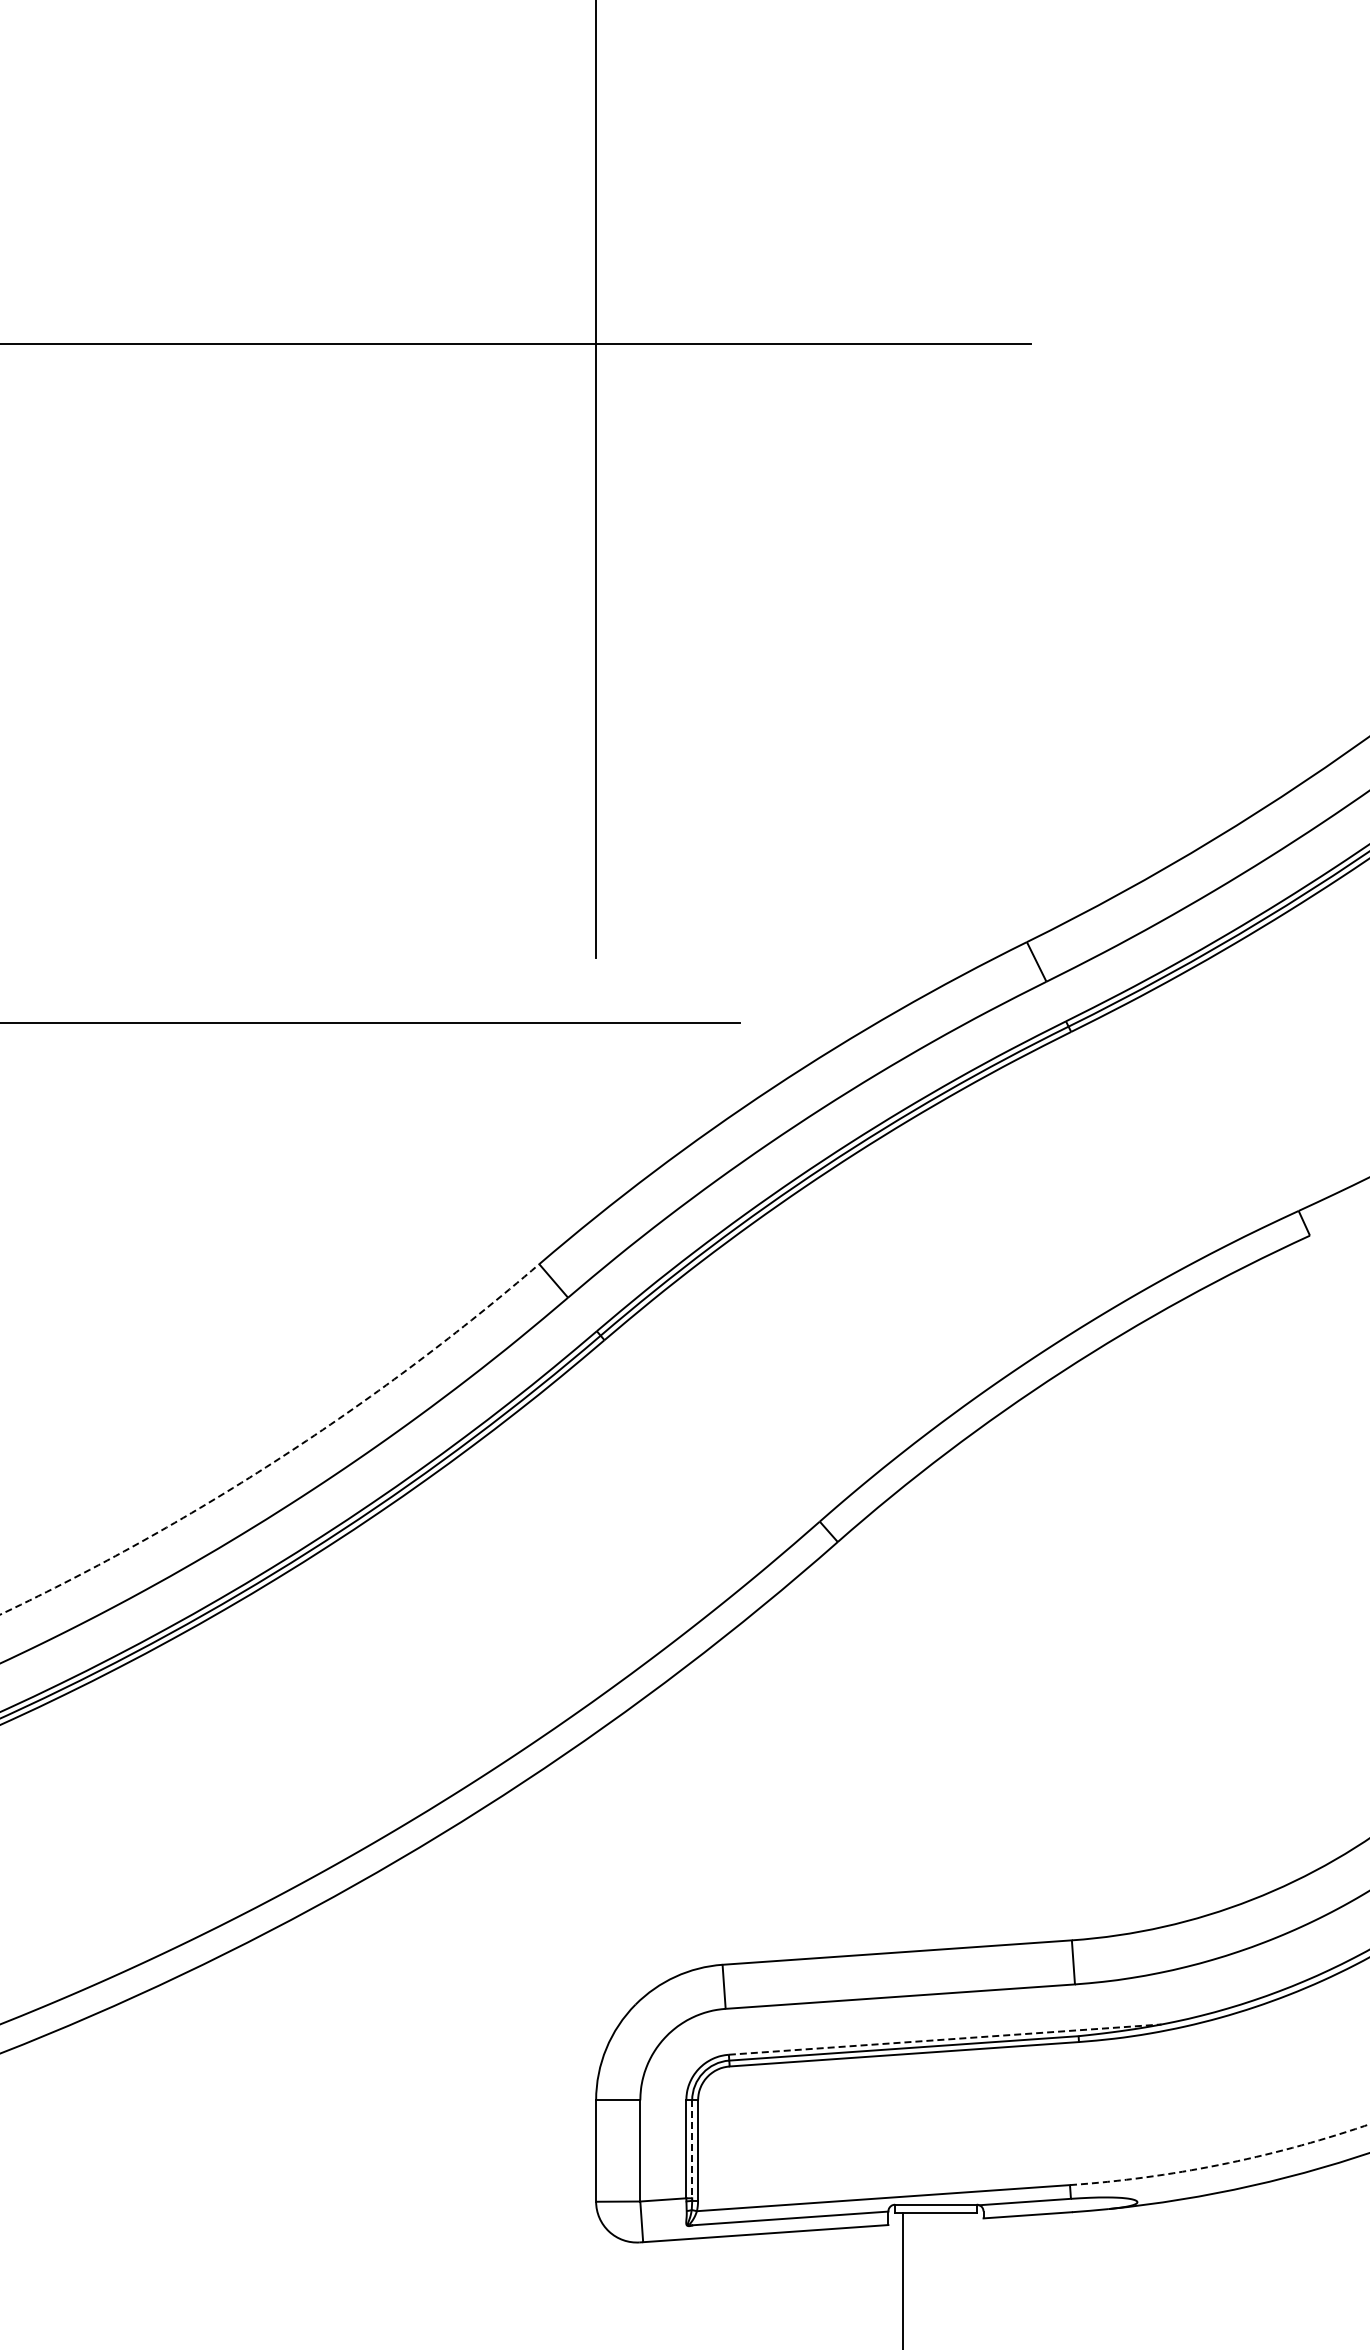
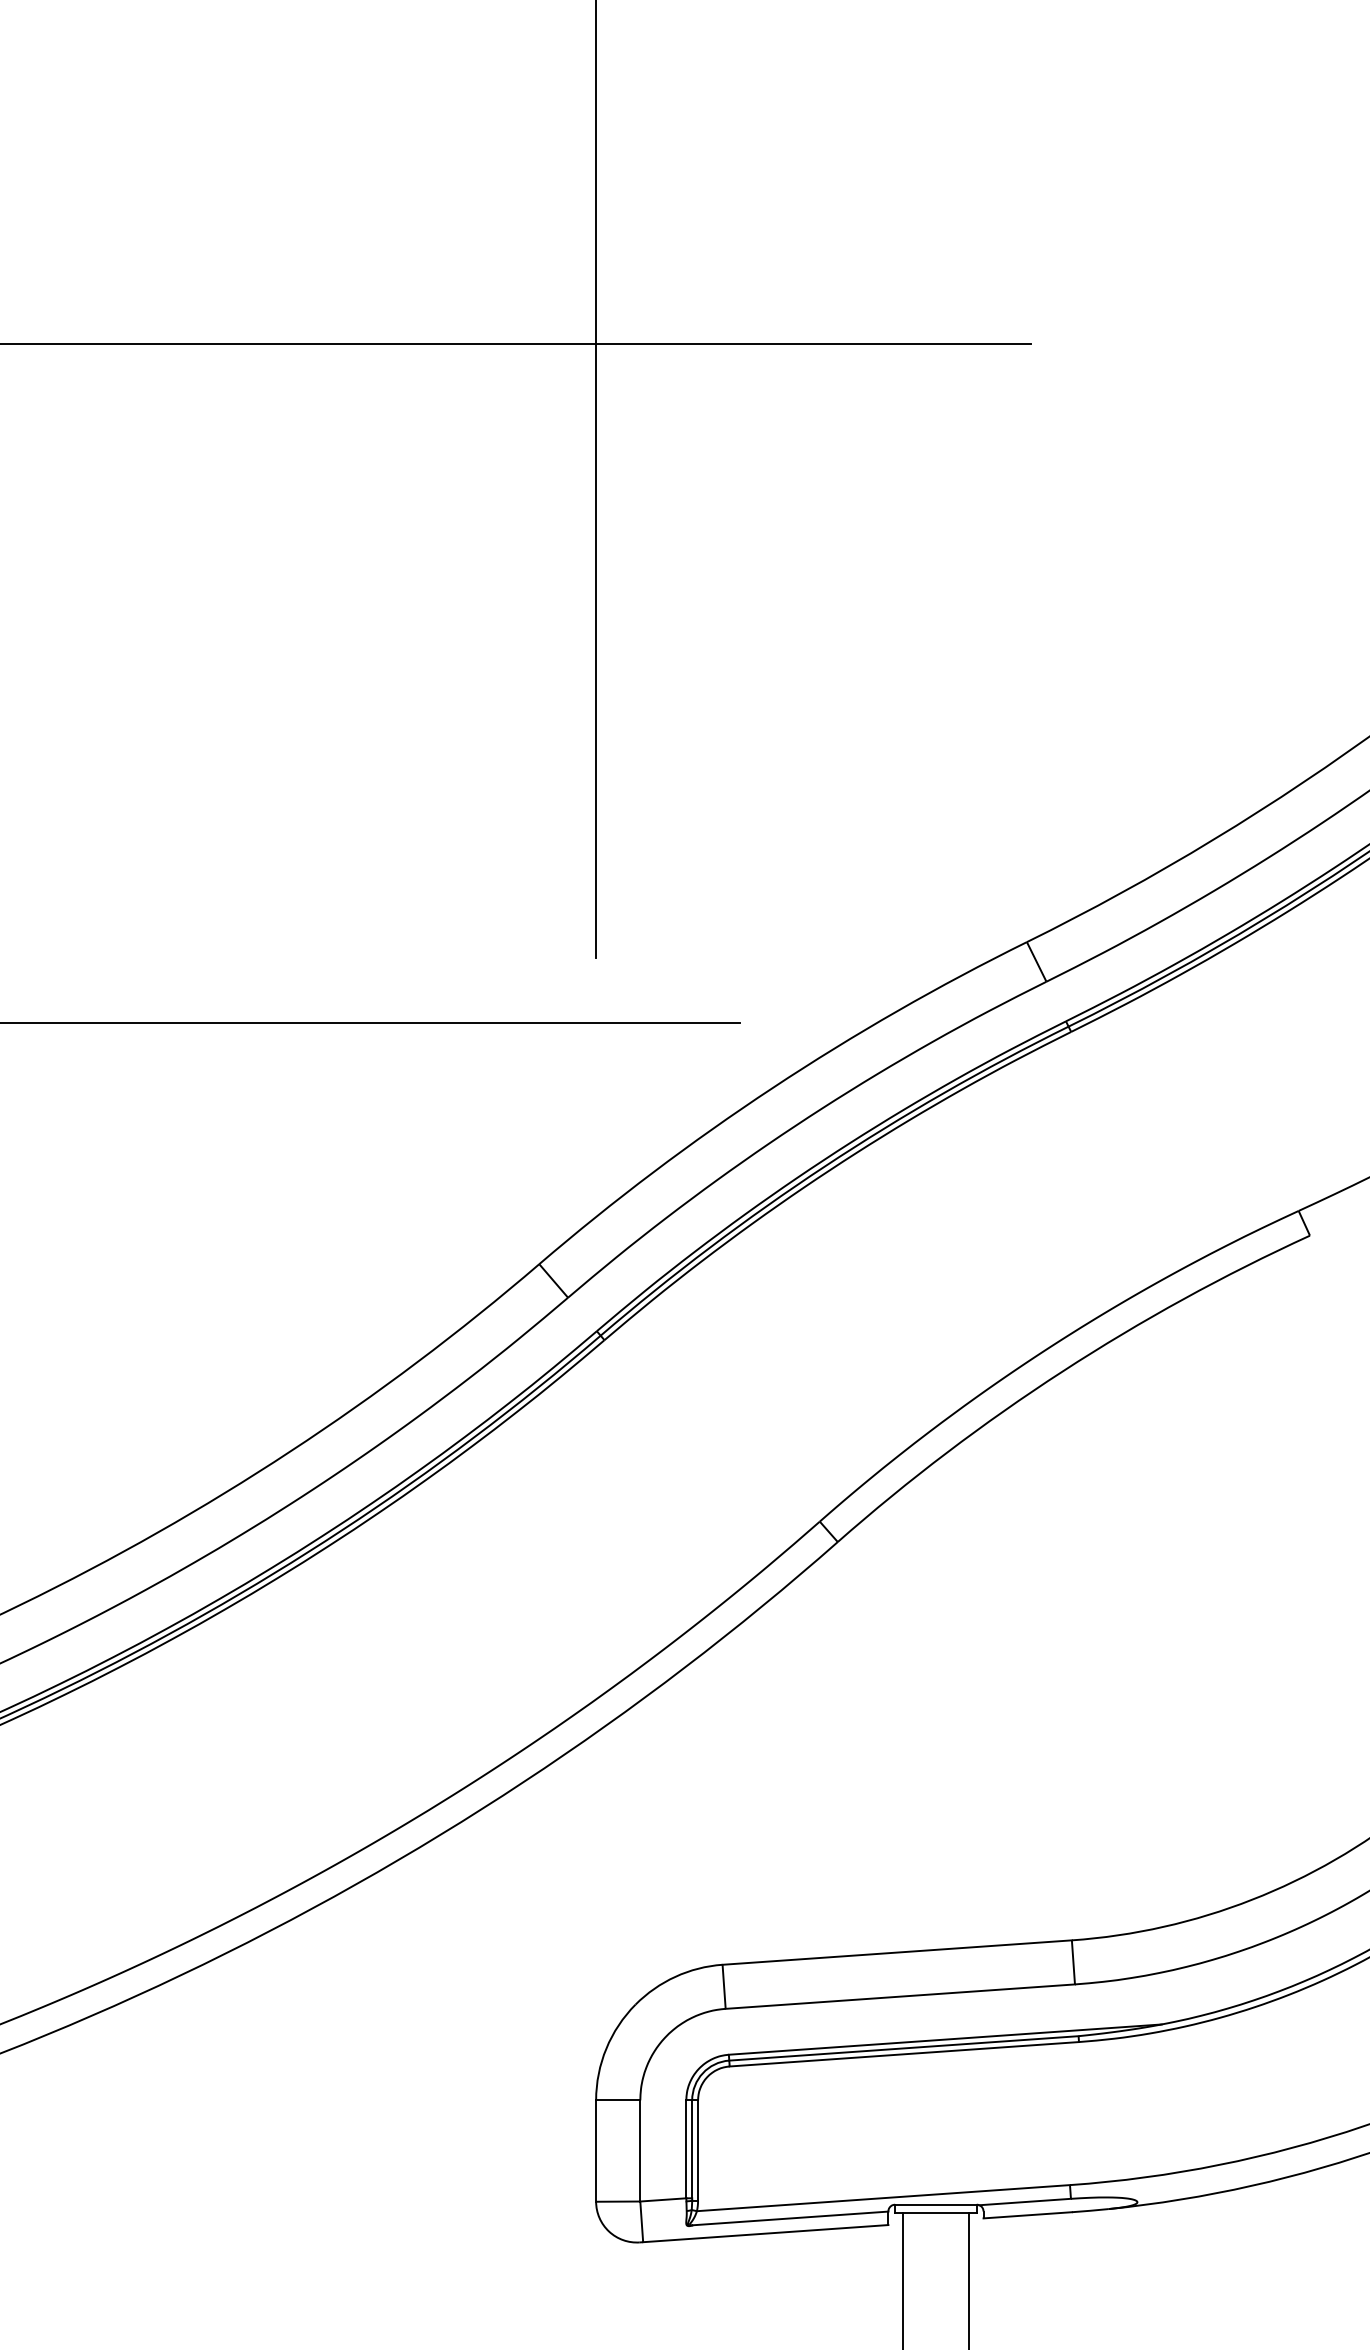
arc: dashed -> solid (282, 1456)
line: dashed -> solid (945, 2039)
line: dashed -> solid (692, 2149)
arc: dashed -> solid (1222, 2164)
line: none -> present (968, 2279)
